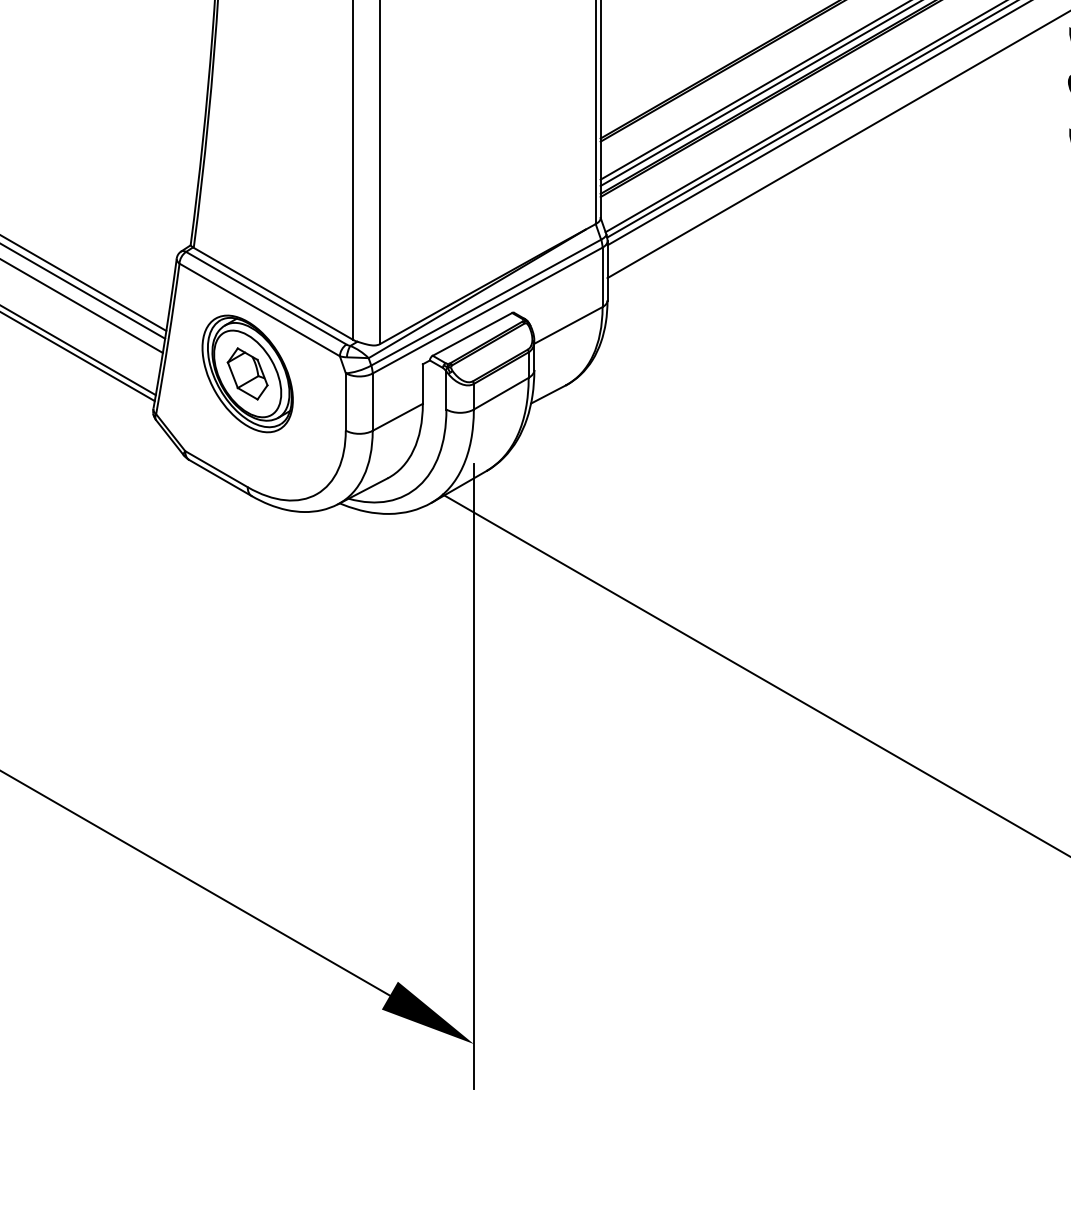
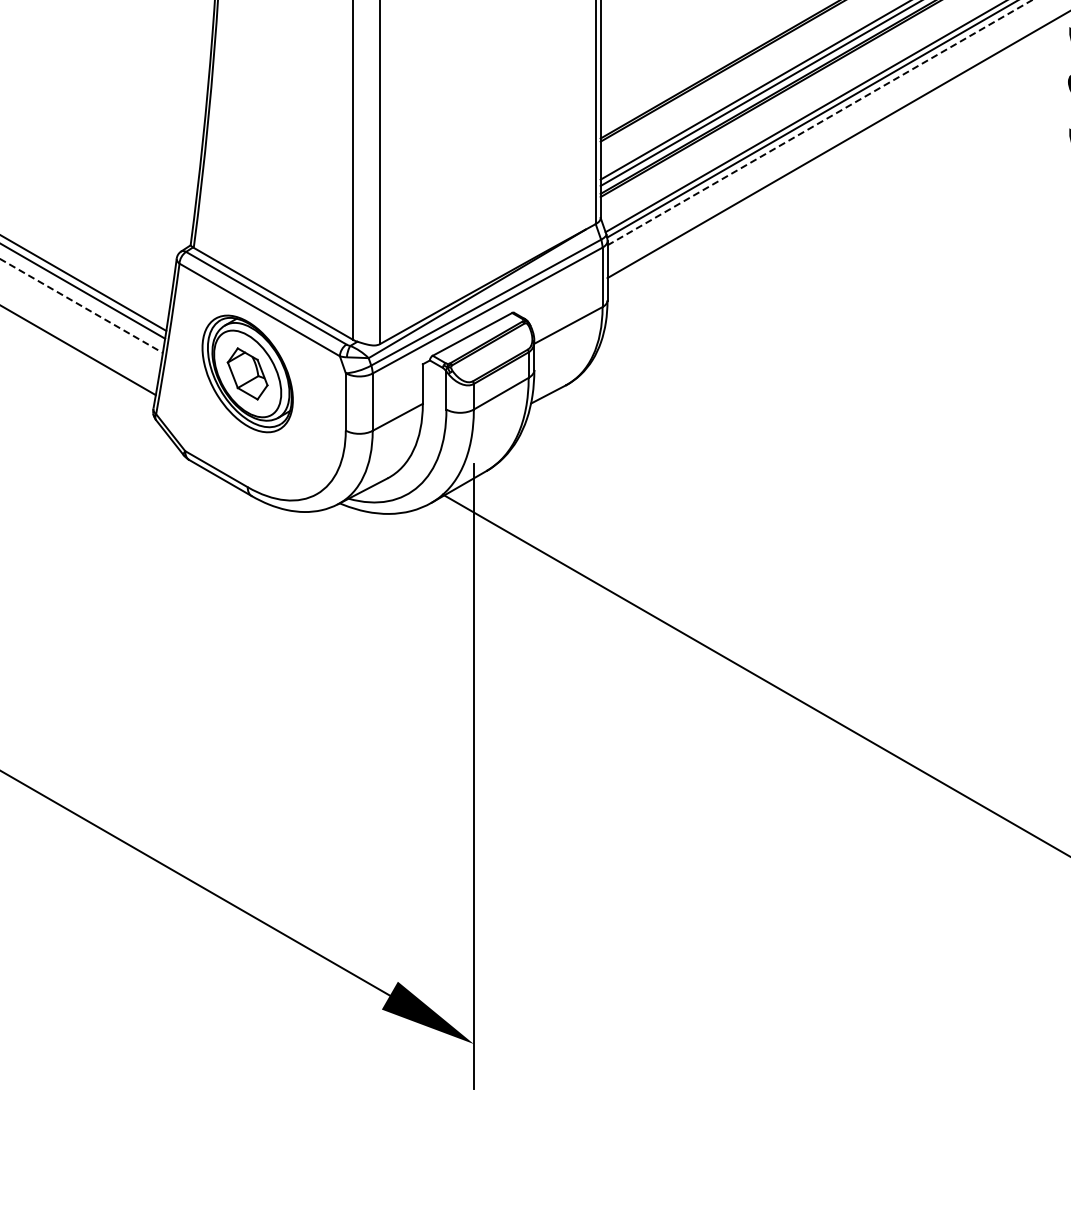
line: solid -> dashed (819, 122)
line: solid -> dashed (81, 305)
line: present -> none (78, 357)
